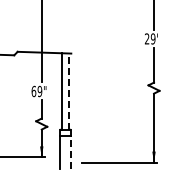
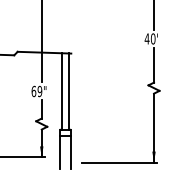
text: 29' -> 40' (149, 38)
line: dashed -> solid (68, 91)
line: dashed -> solid (70, 152)
